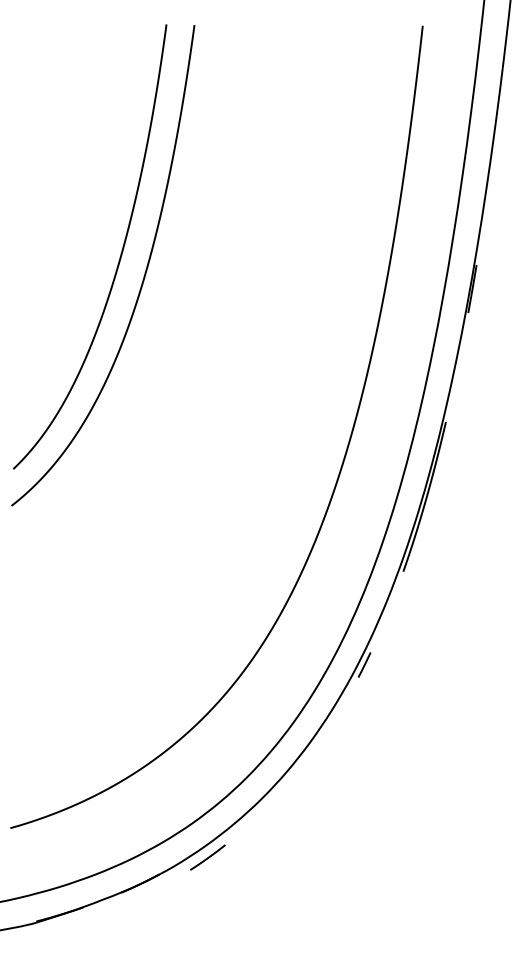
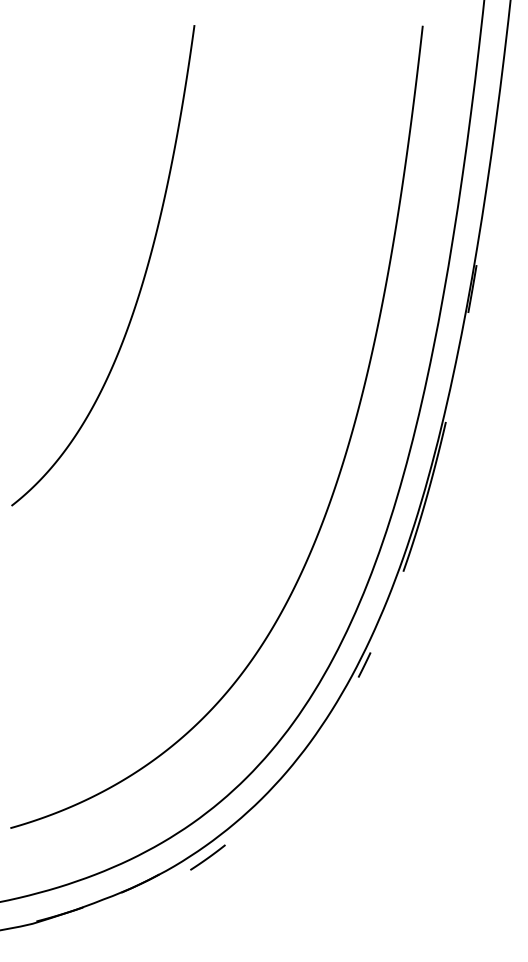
curve: present -> none (120, 253)
